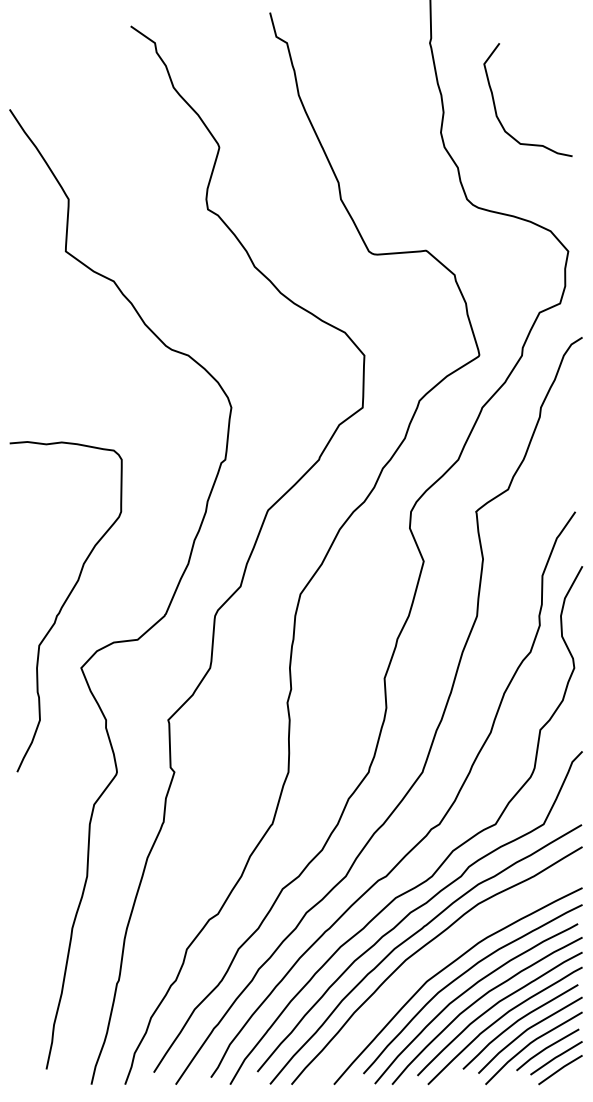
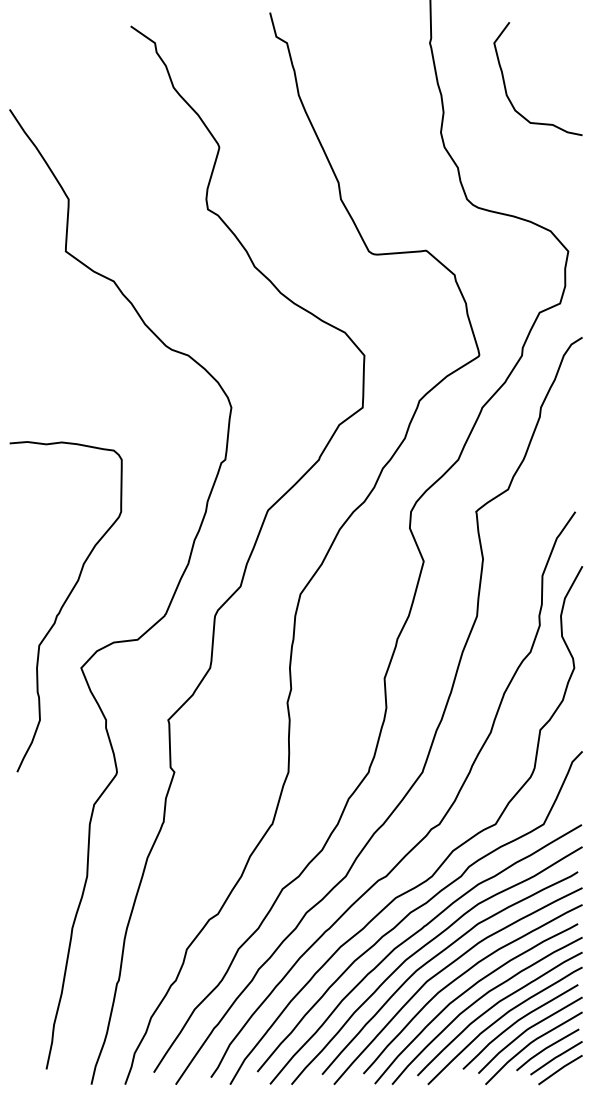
curve position: (495, 104) -> (505, 83) (505, 83)
curve: none -> present (437, 956)
